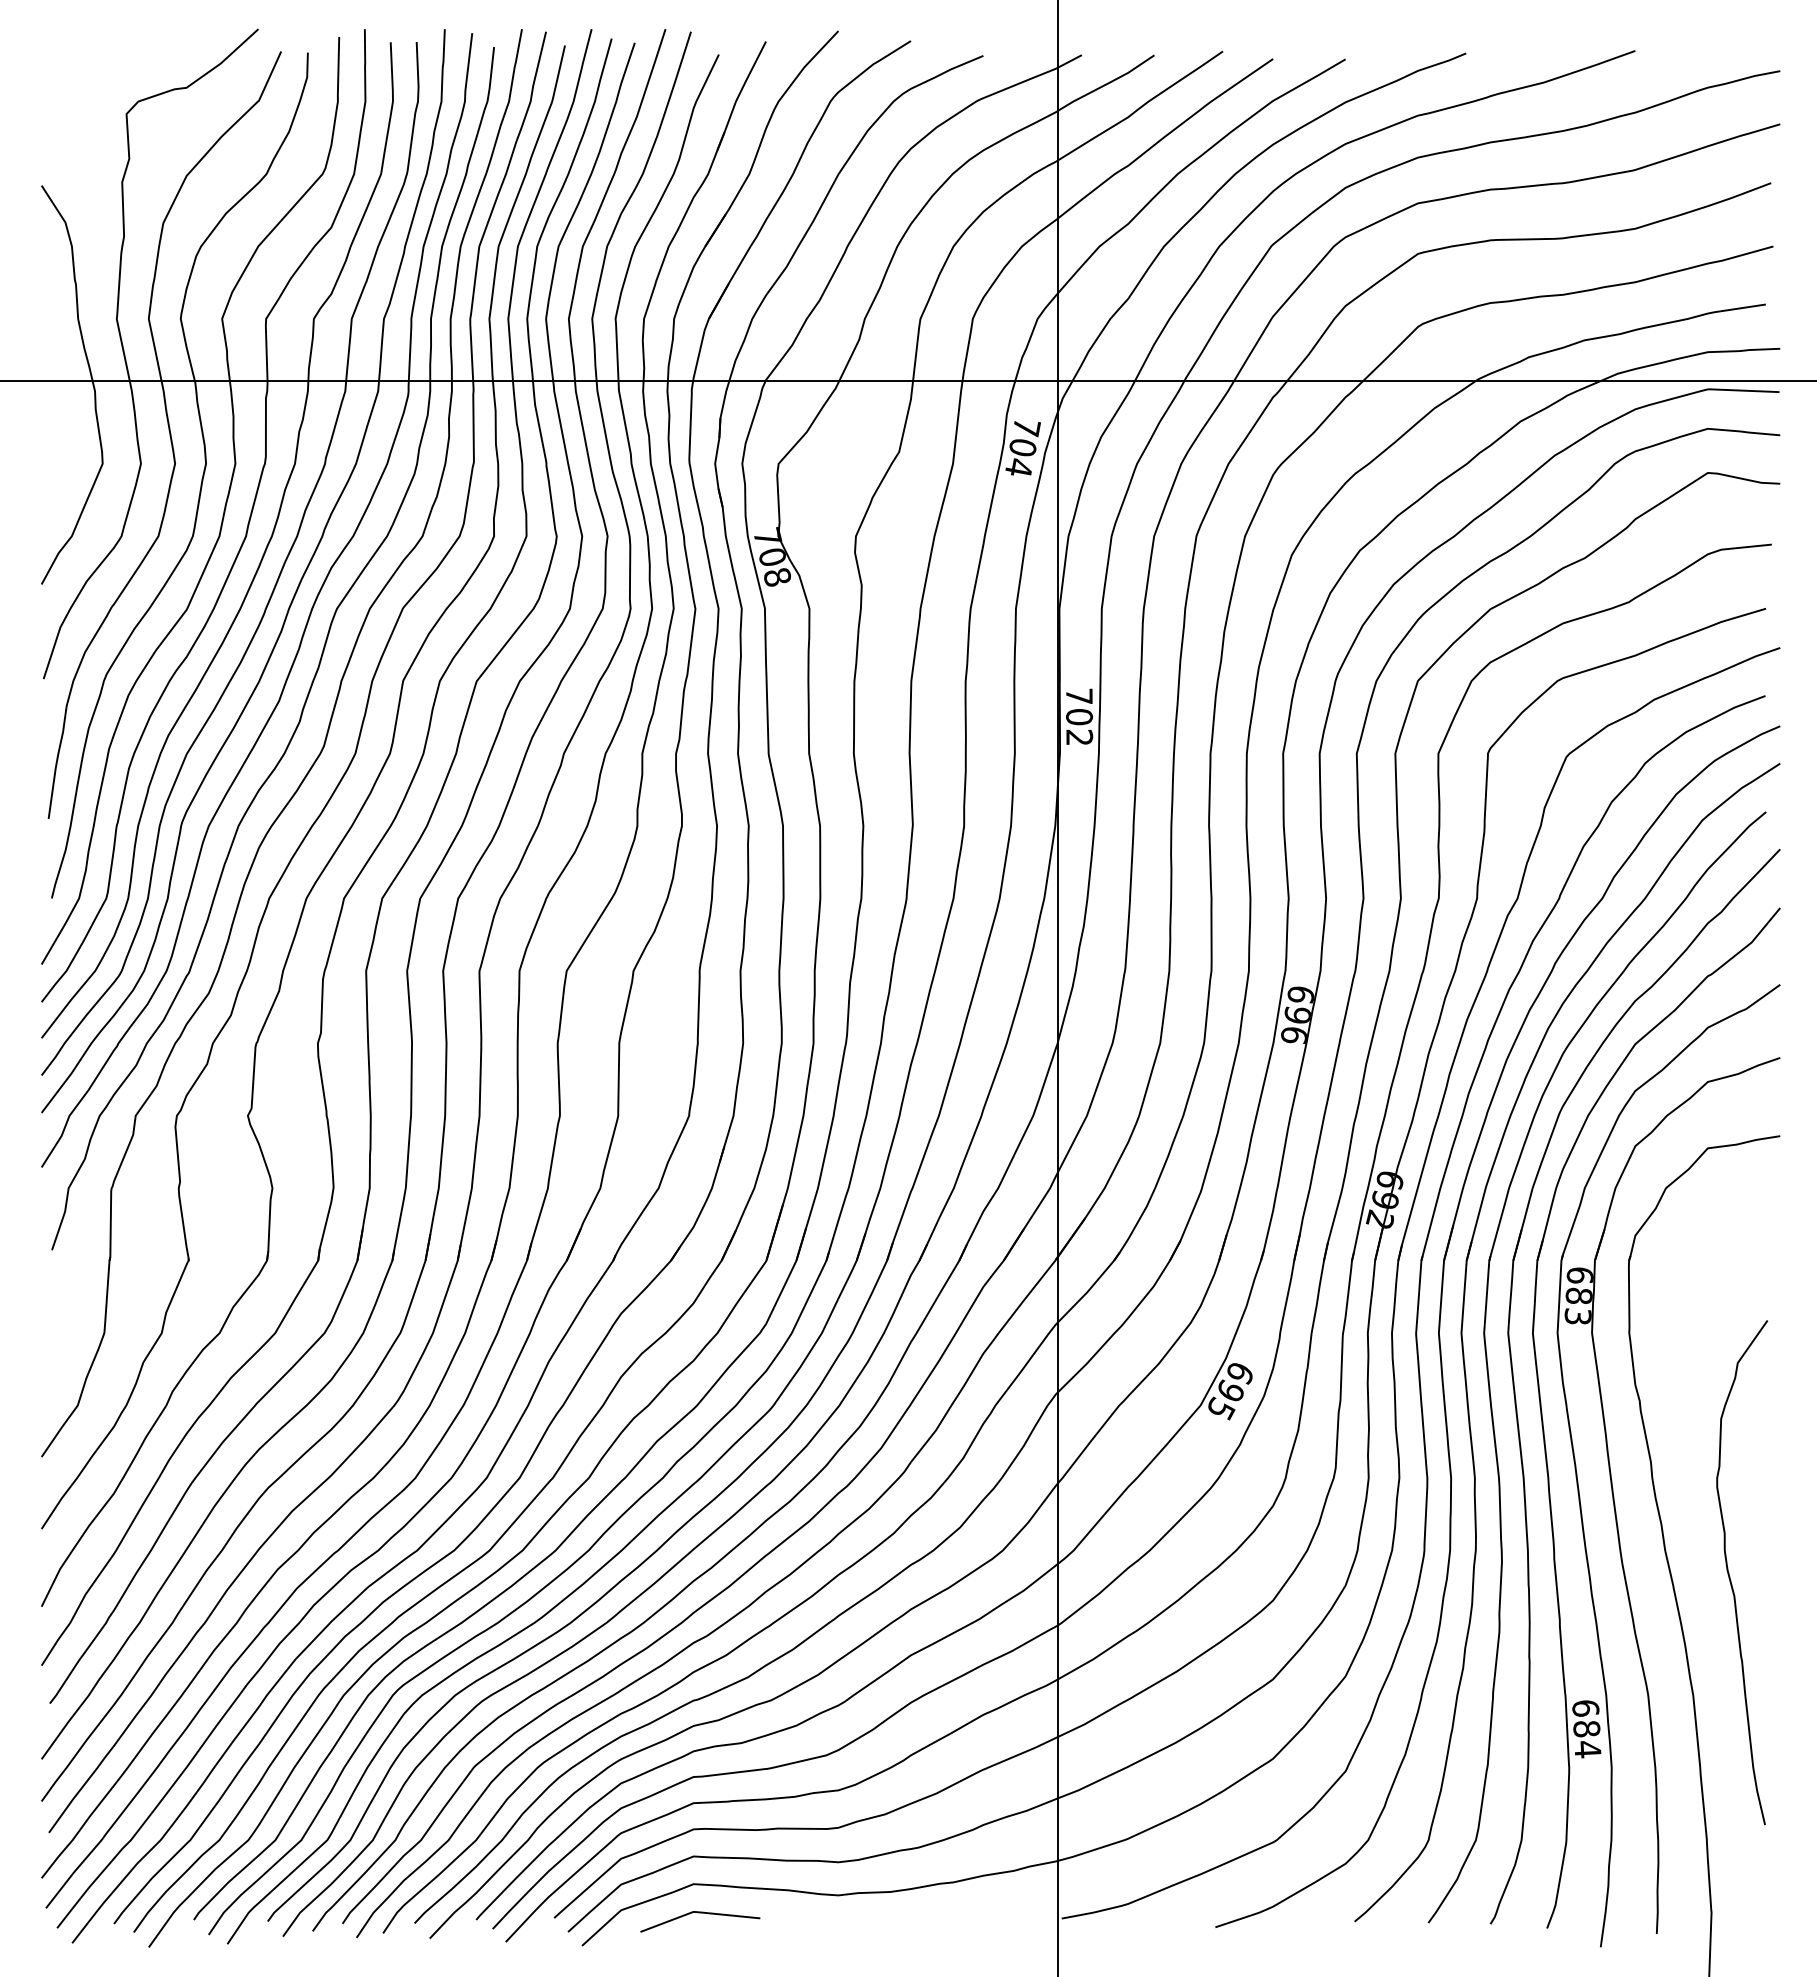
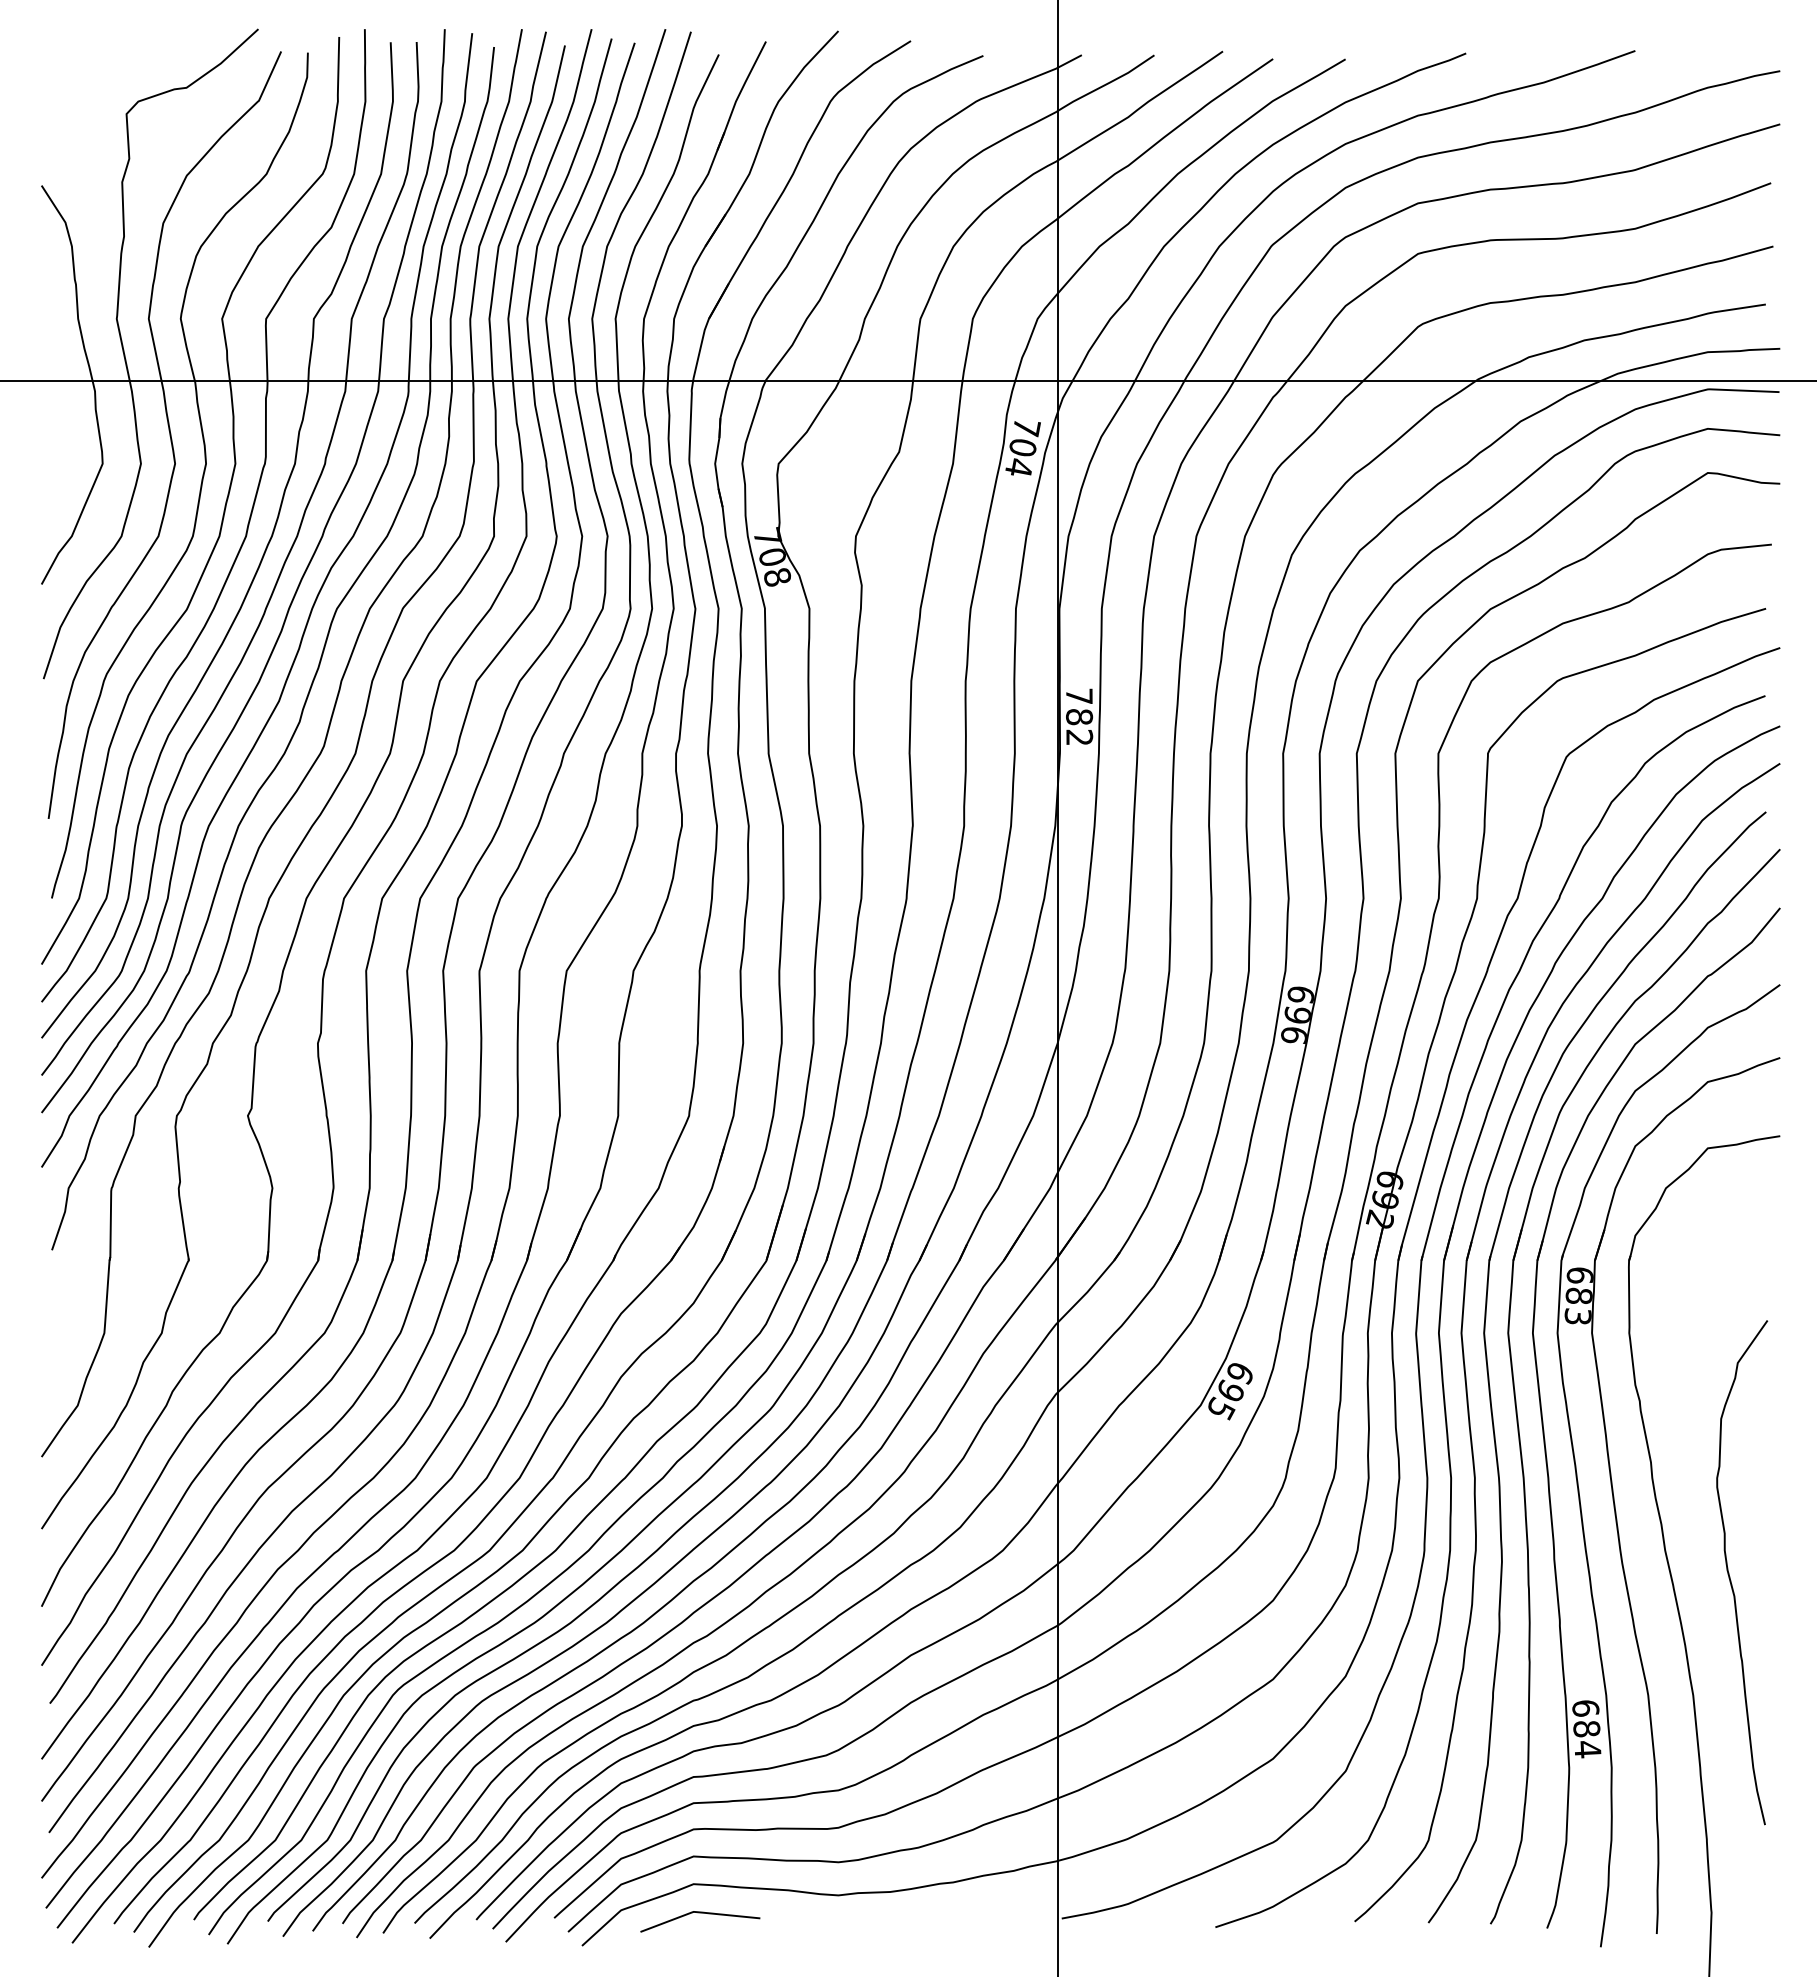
text: 702 -> 782 (1079, 717)
